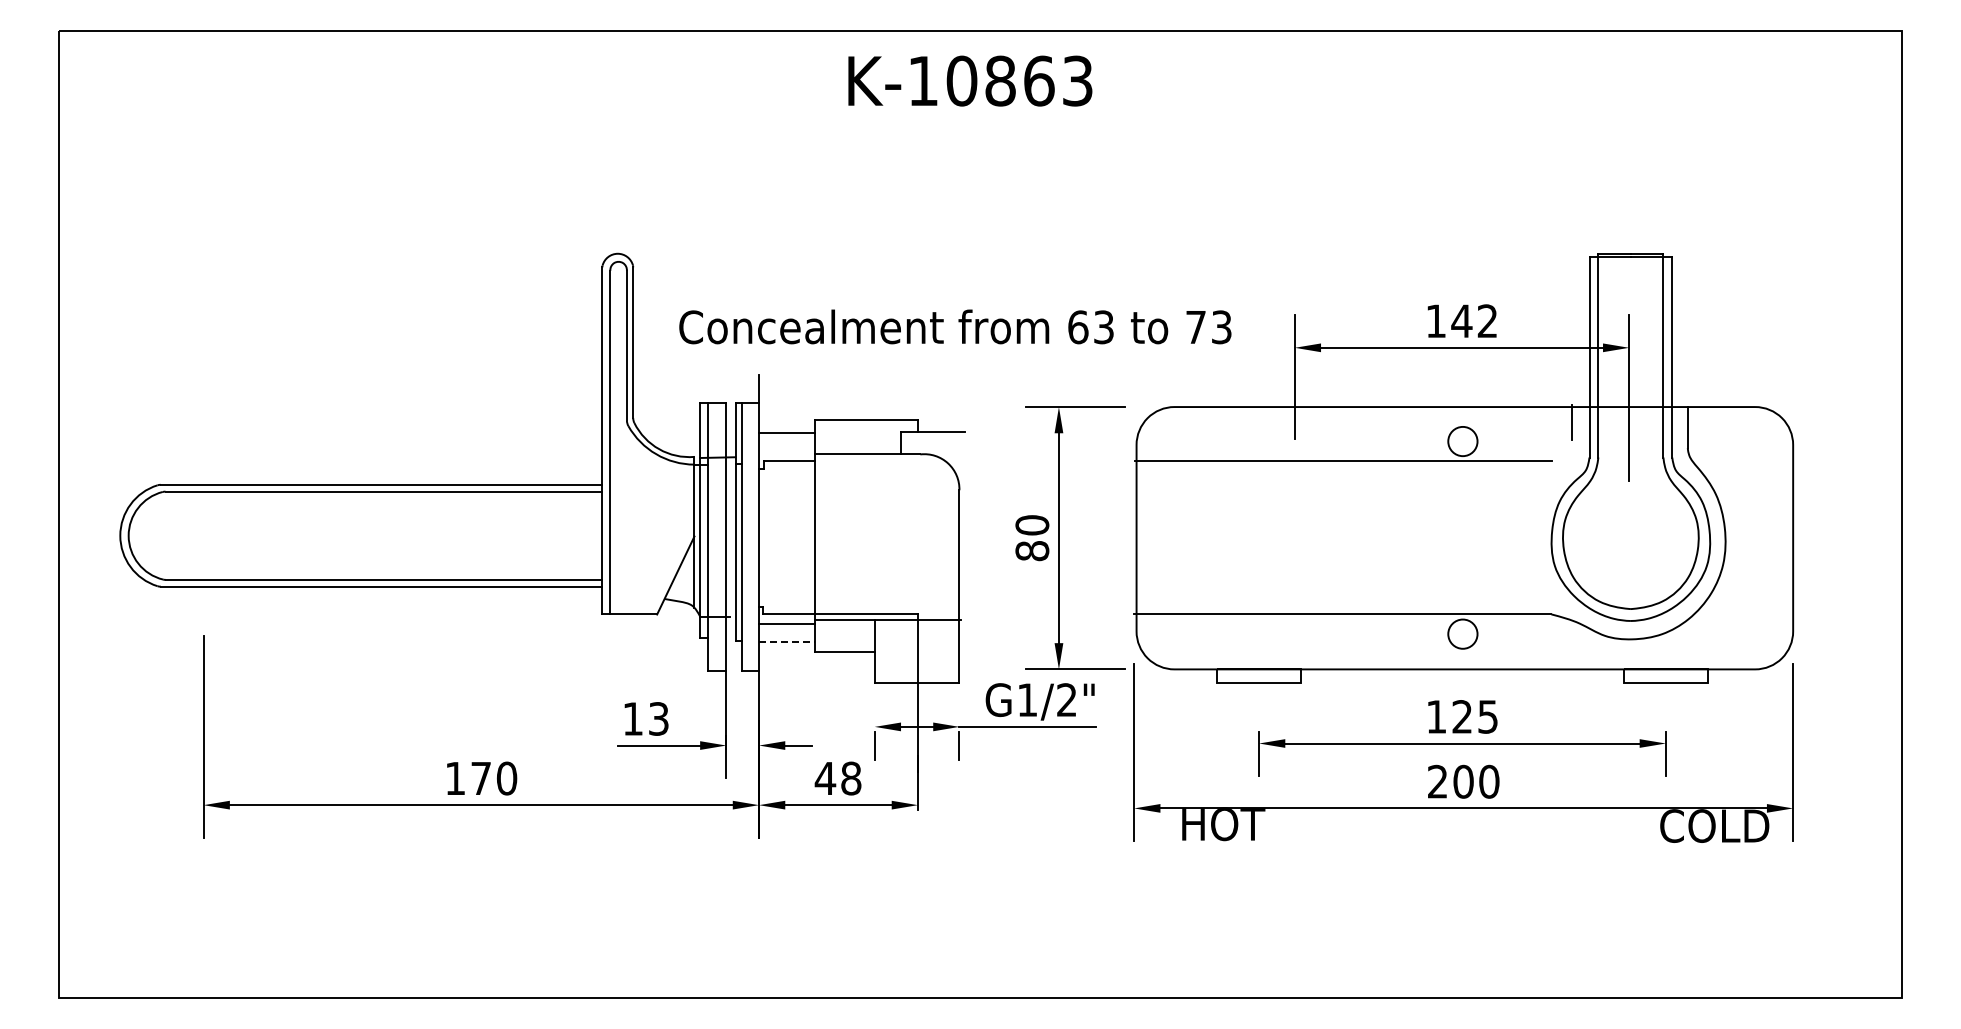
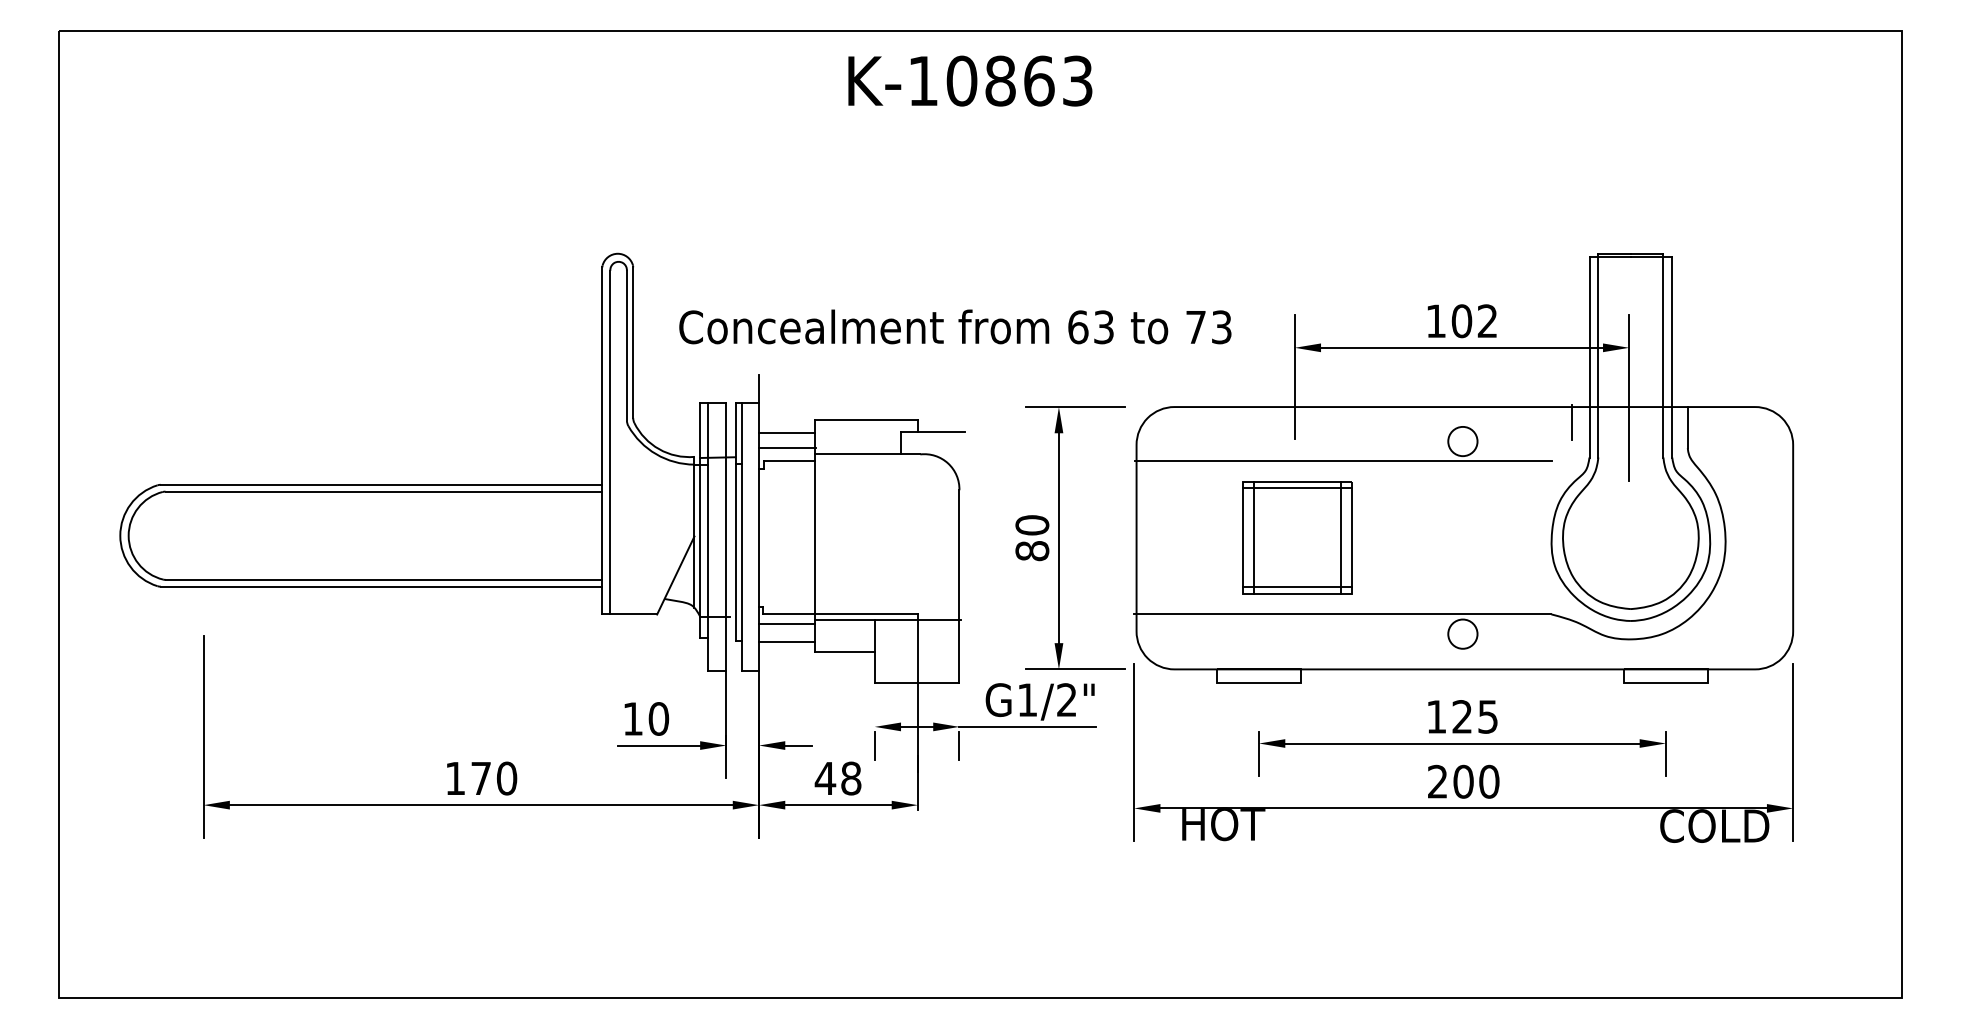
text: 142 -> 102 (1461, 321)
line: none -> present (787, 447)
part: none -> present (1297, 537)
line: dashed -> solid (786, 642)
text: 13 -> 10 (658, 718)
